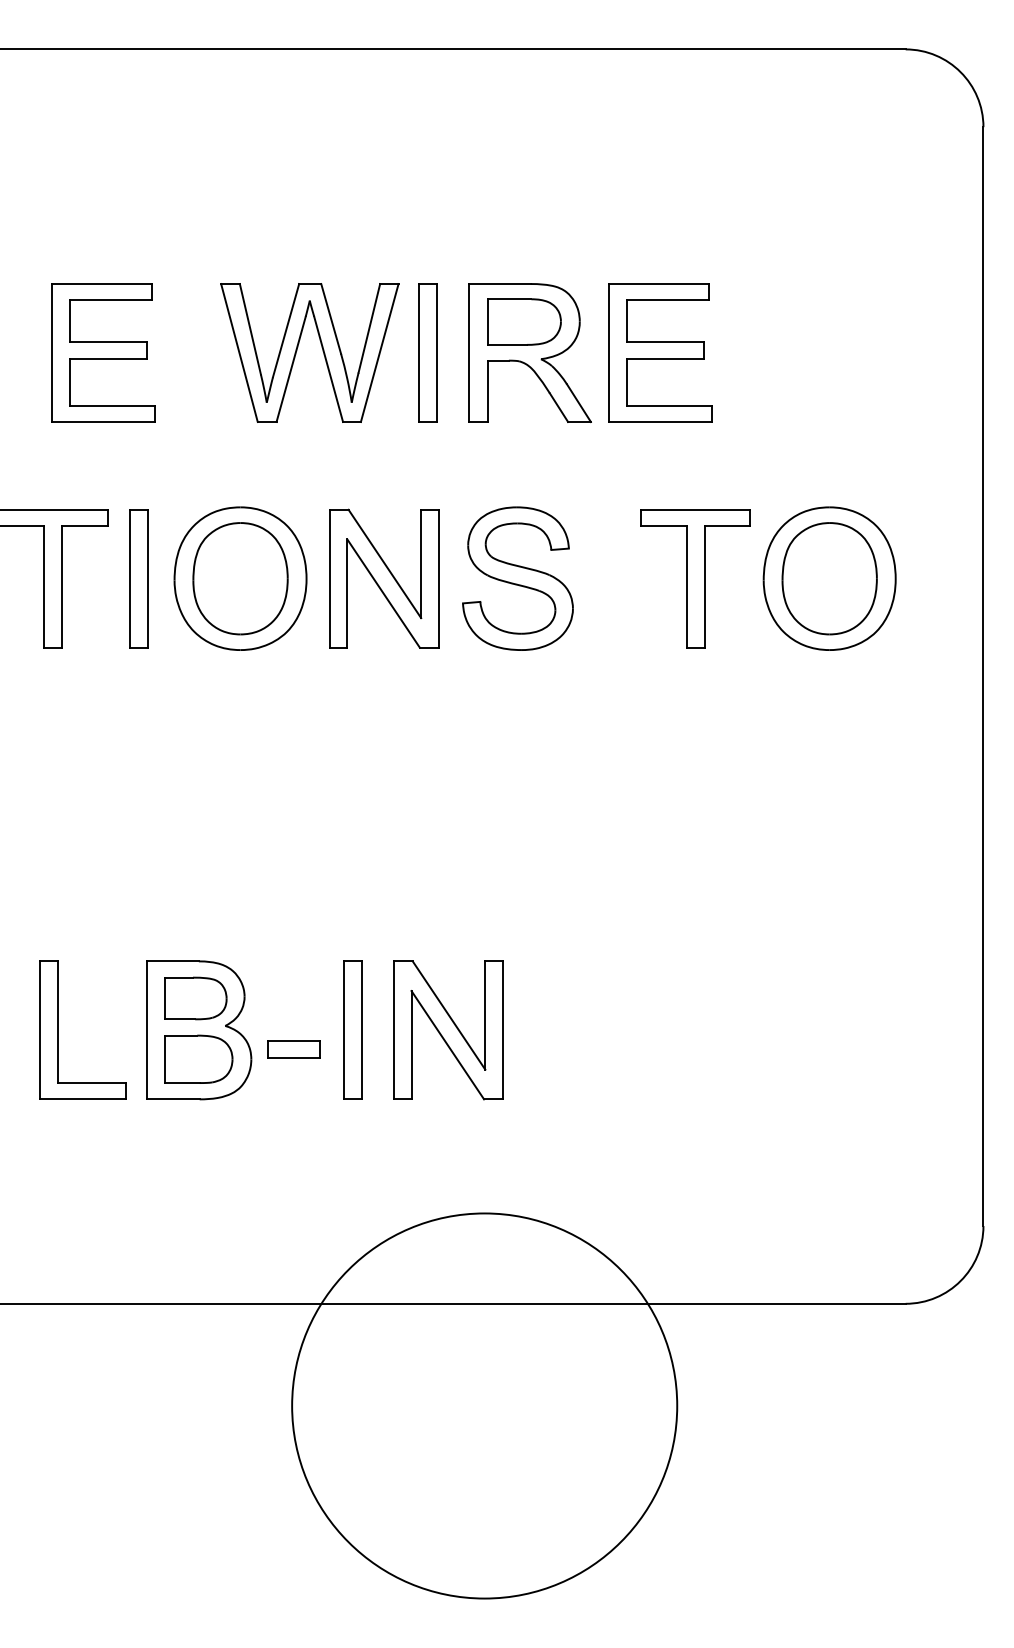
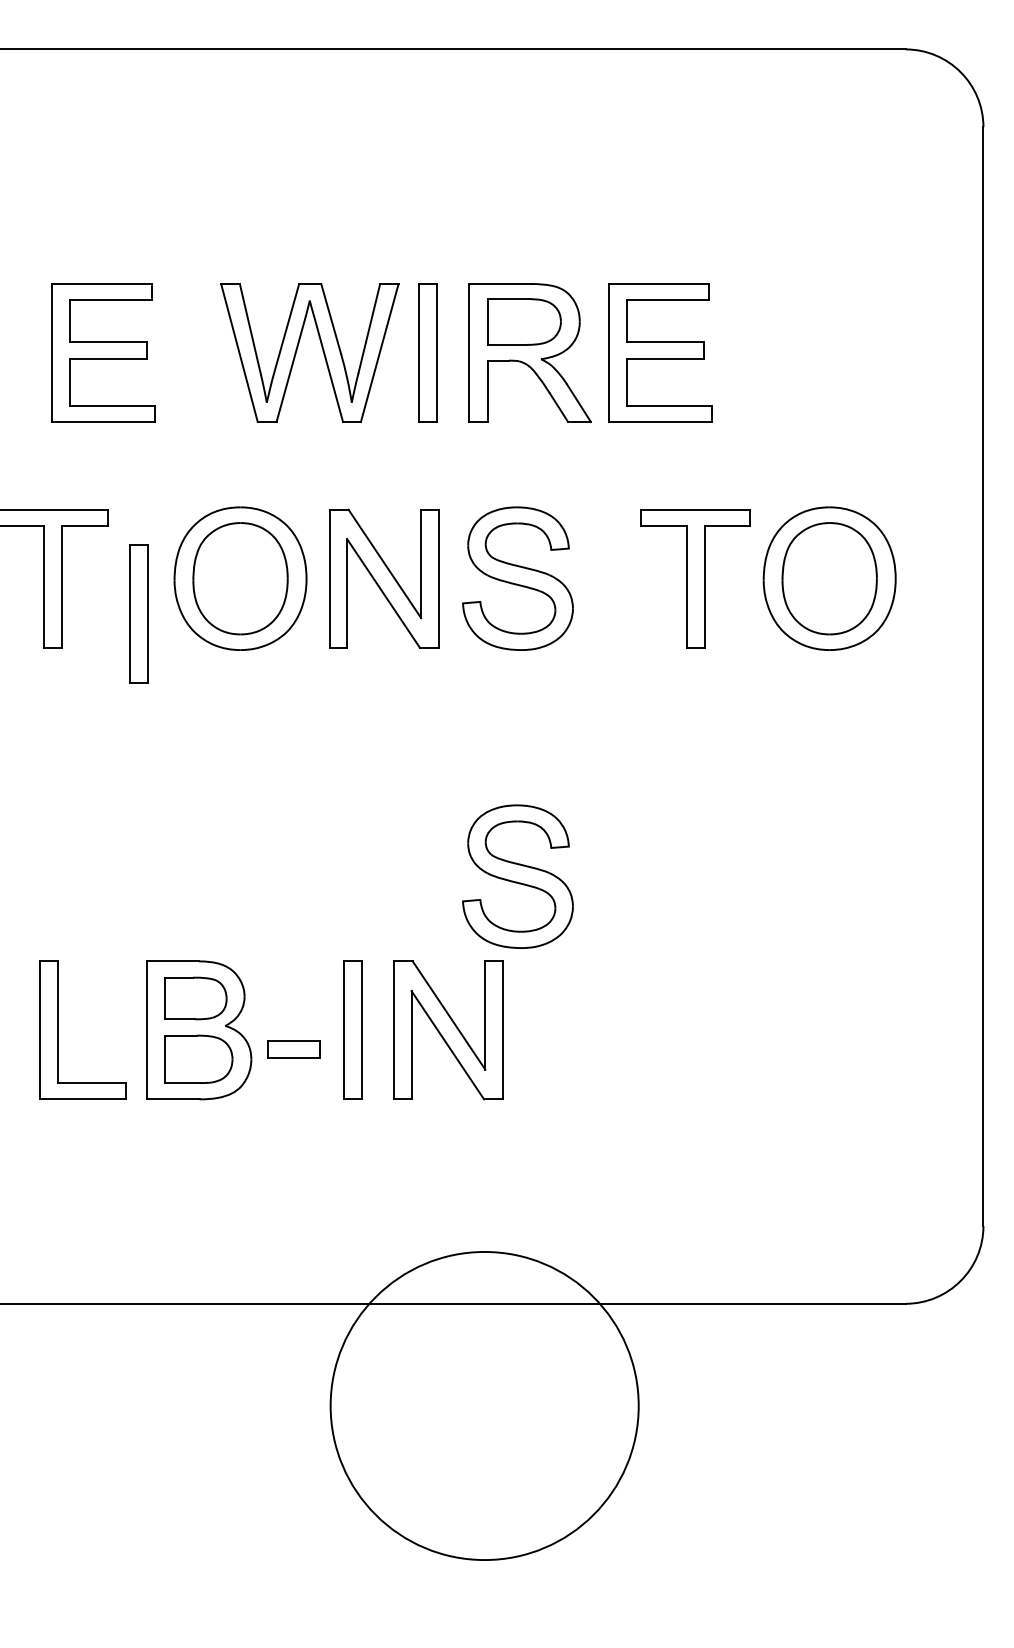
part position: (138, 578) -> (138, 613) (138, 613)
part: none -> present (517, 876)
circle diameter: 385 px -> 308 px (484, 1405)
